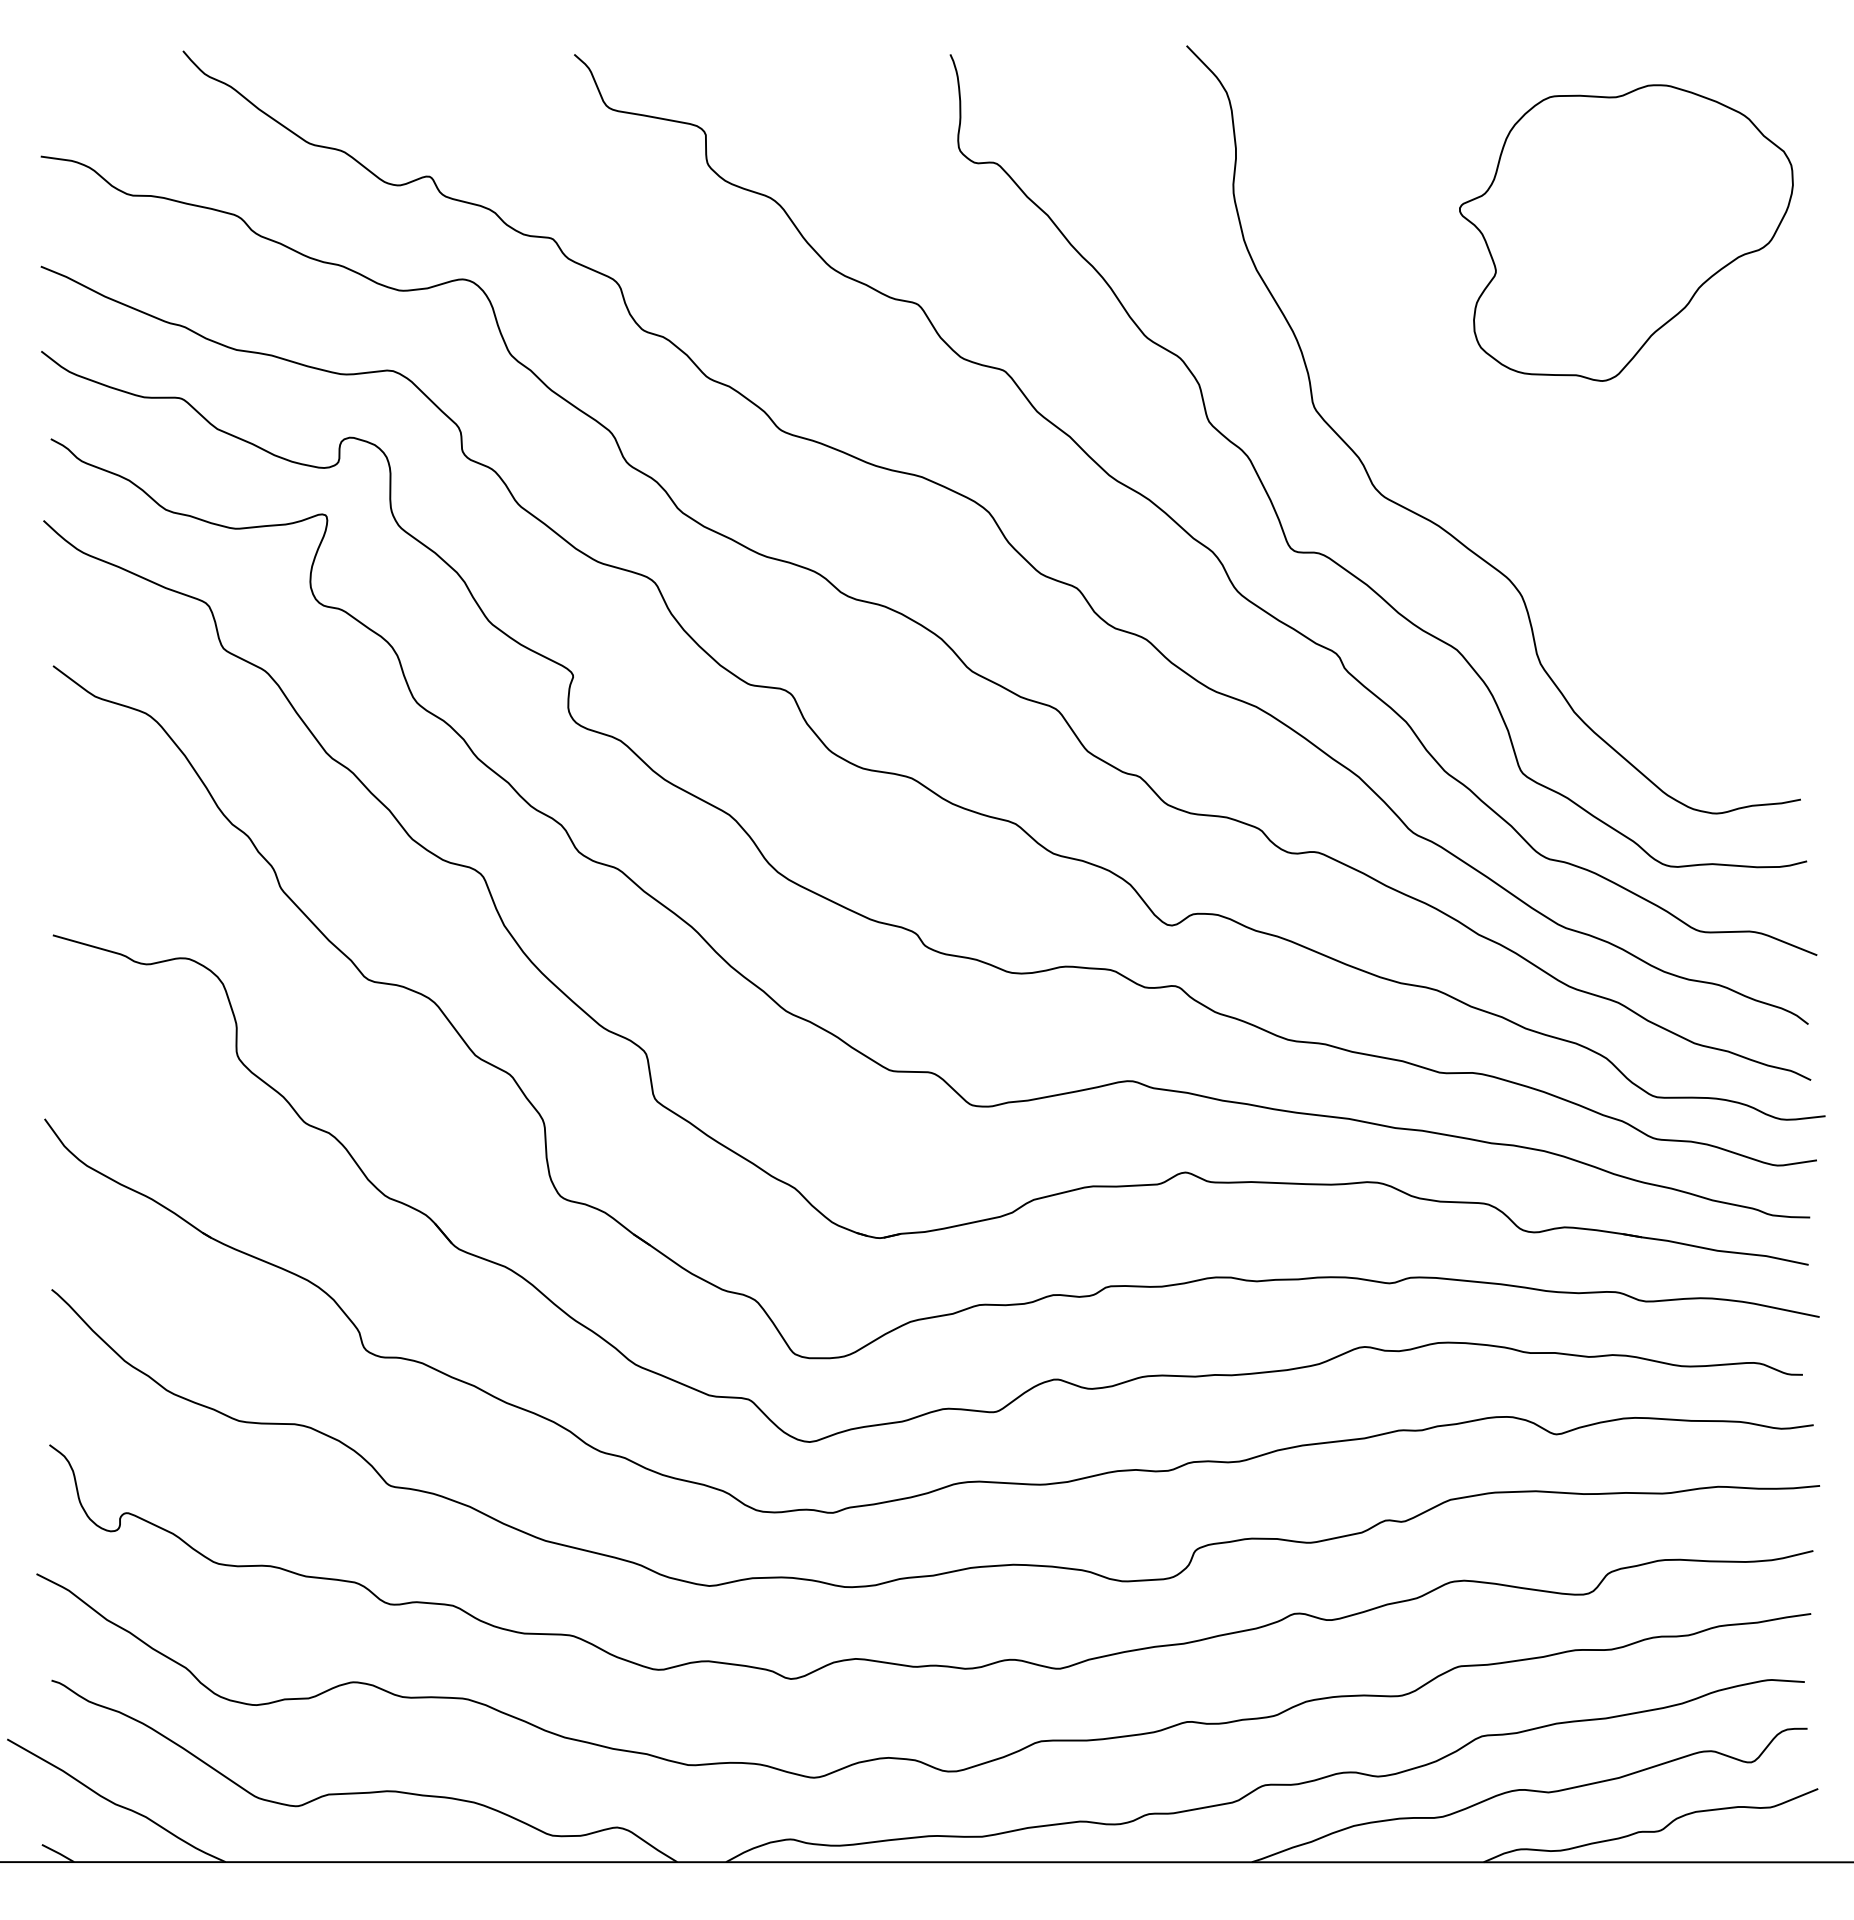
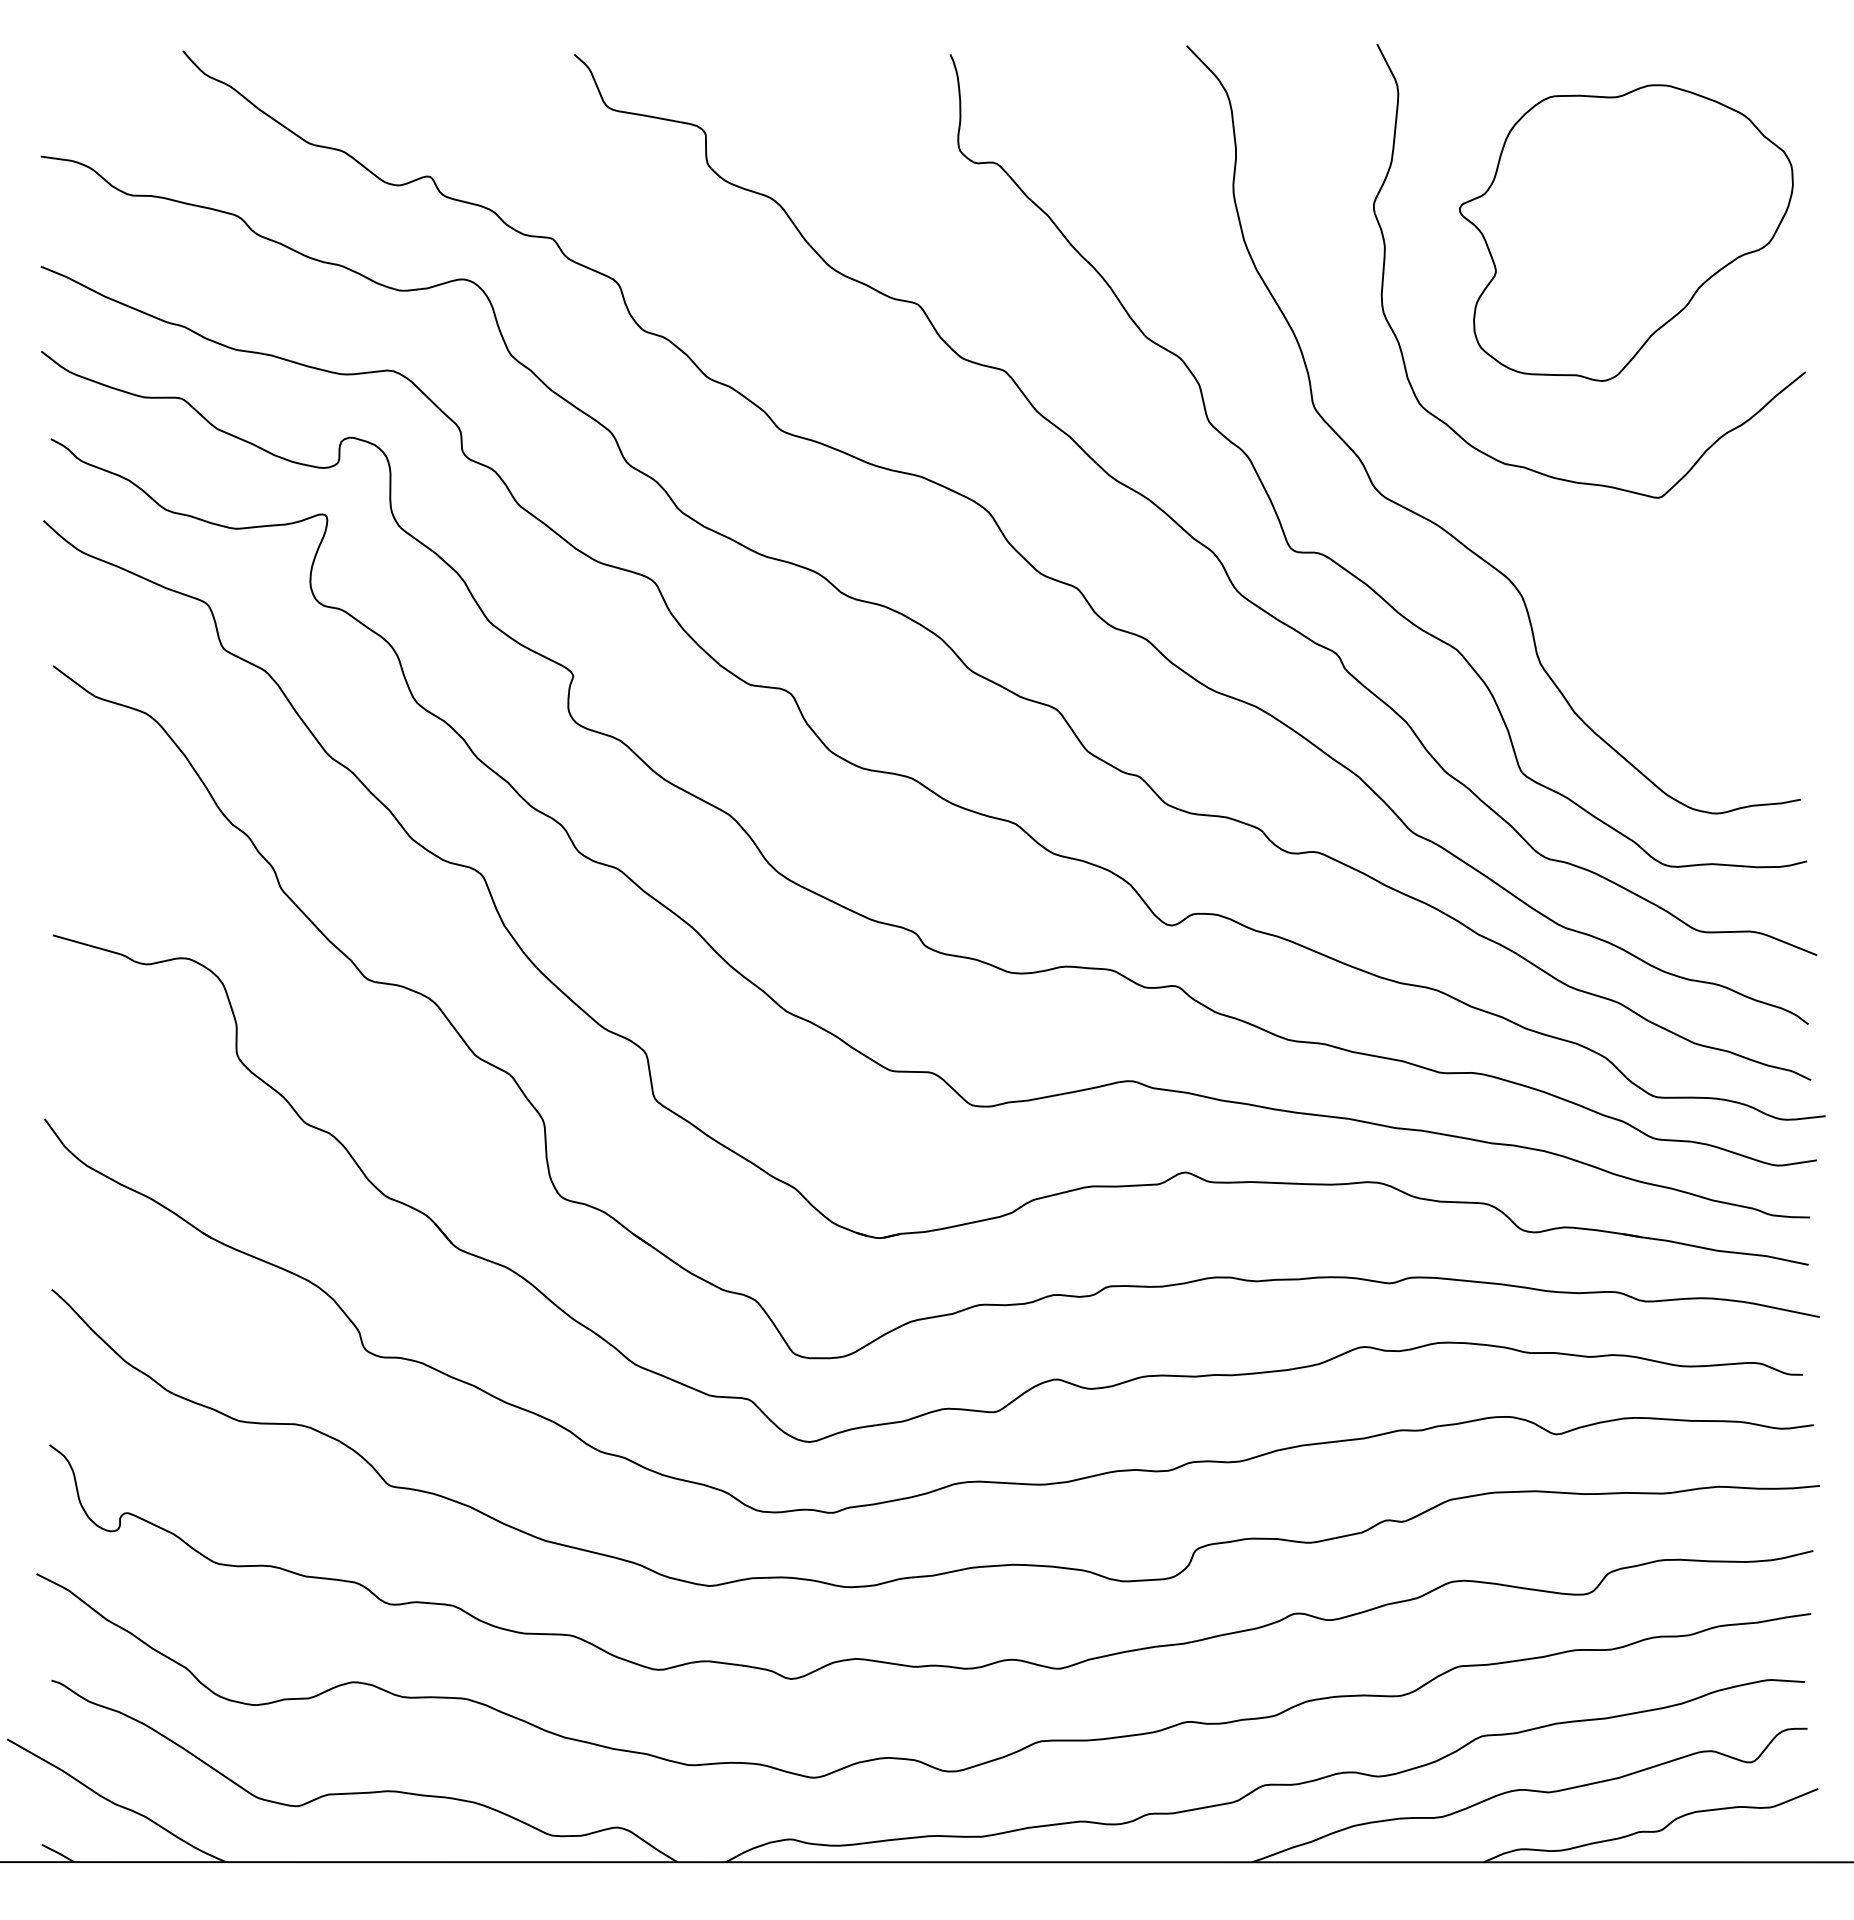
curve: none -> present (1400, 344)
